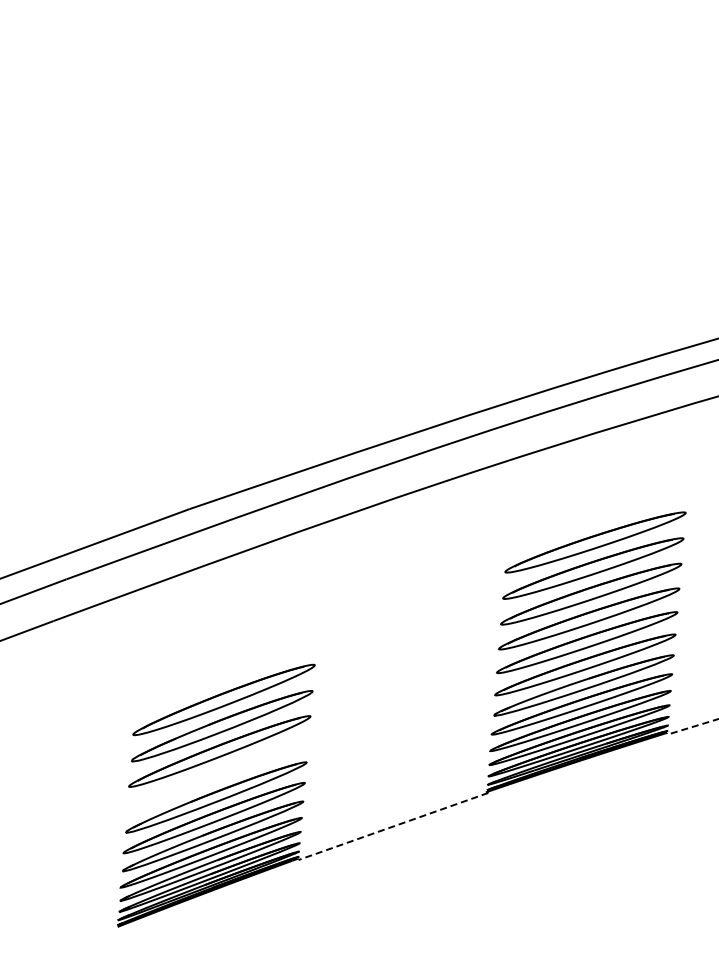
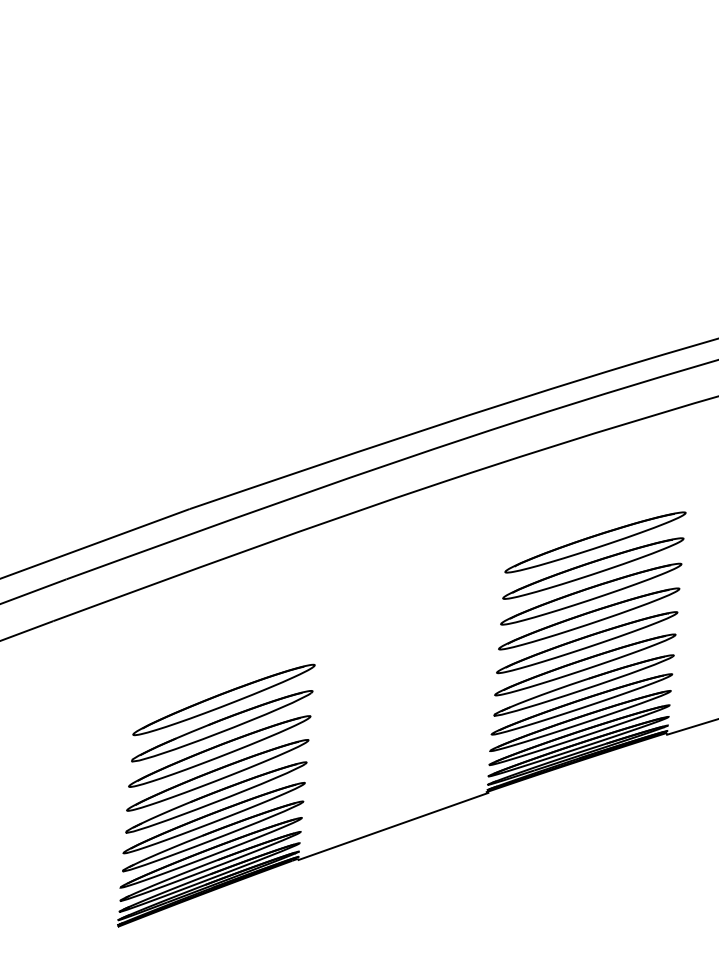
line: dashed -> solid (692, 726)
part: none -> present (217, 775)
line: dashed -> solid (393, 826)
